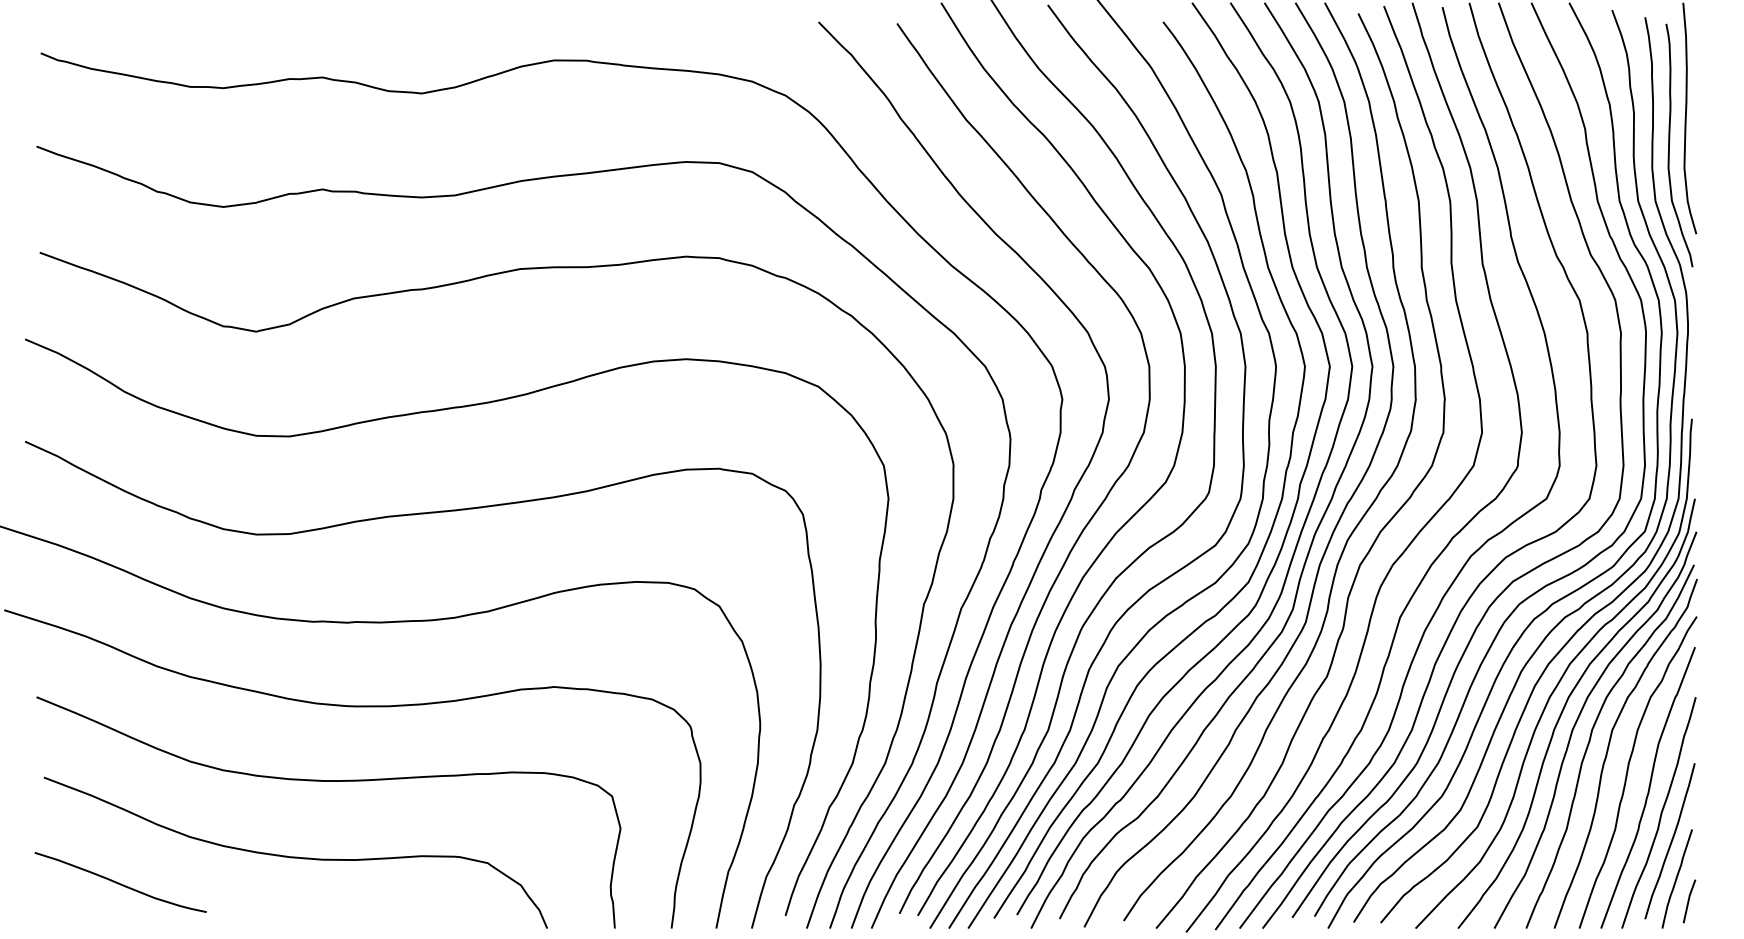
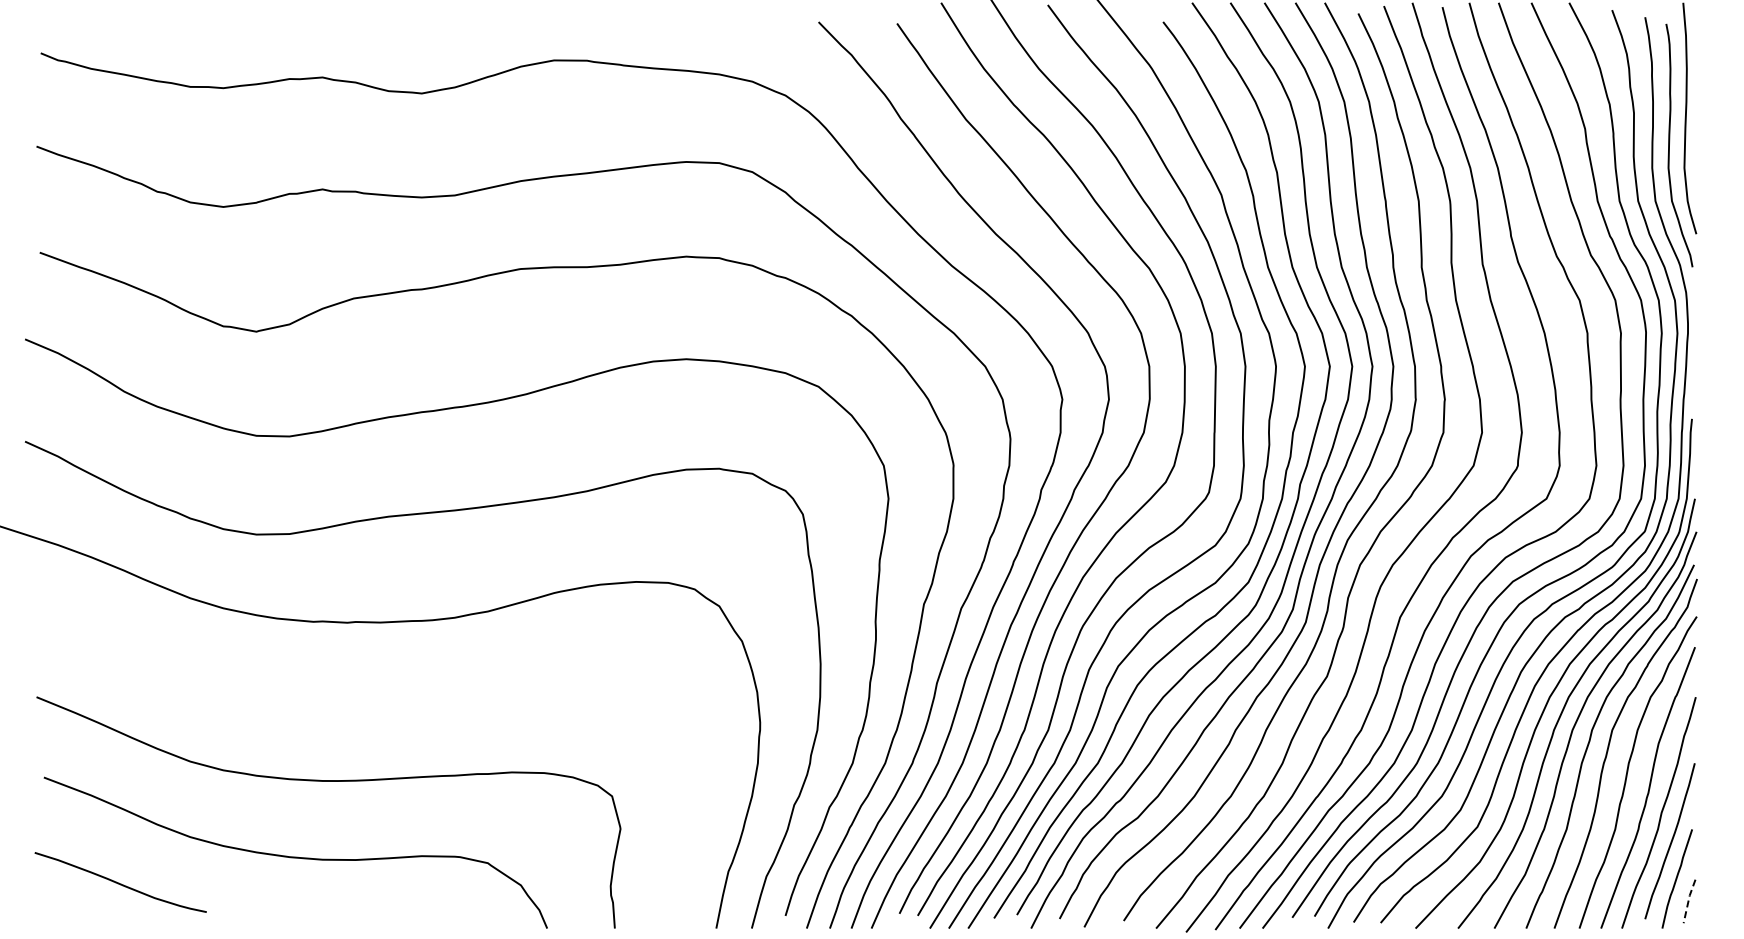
curve: present -> none (352, 707)
line: solid -> dashed (1688, 901)
